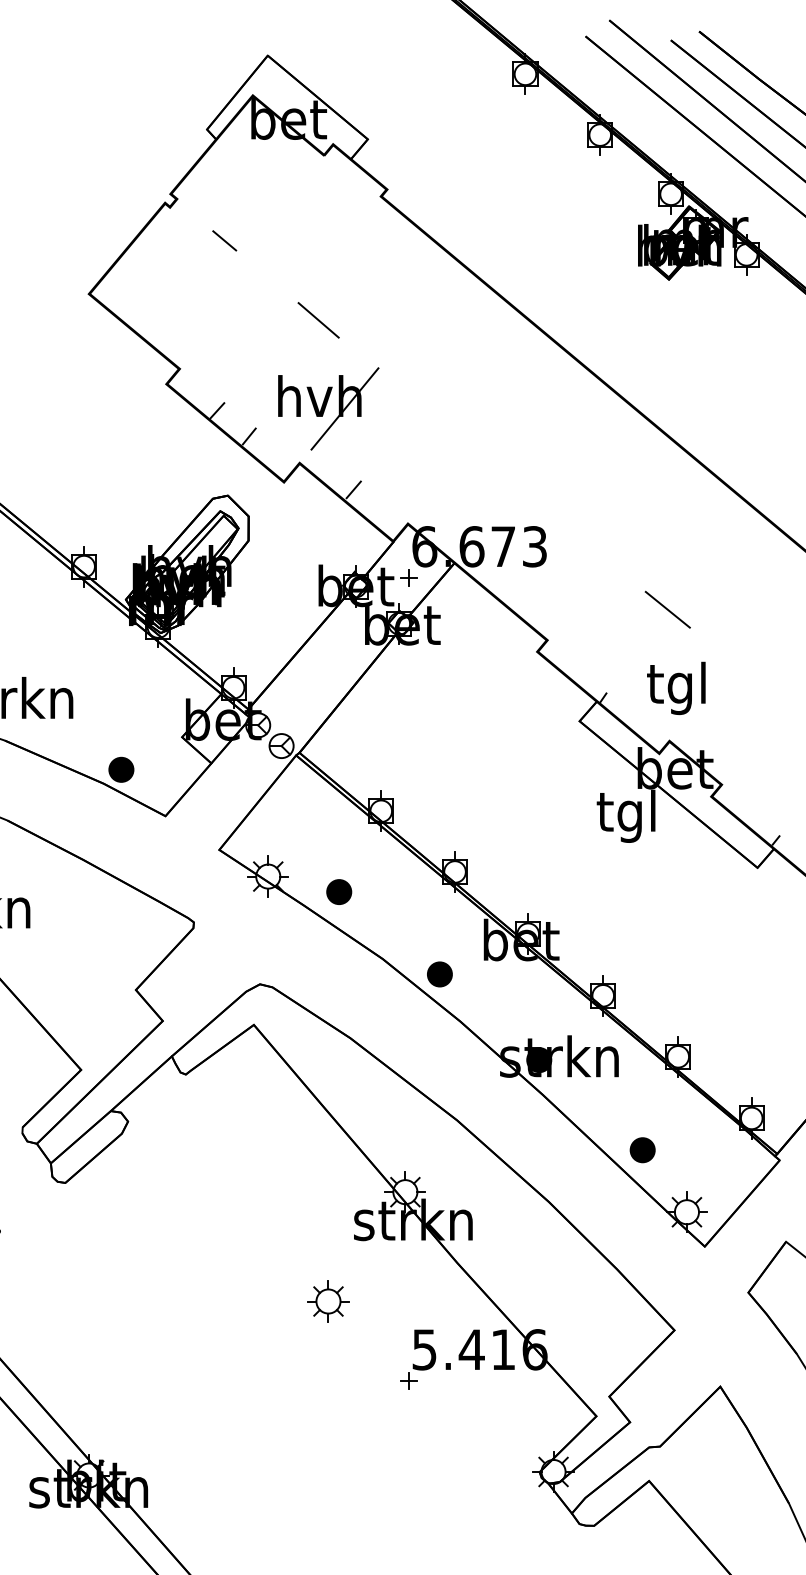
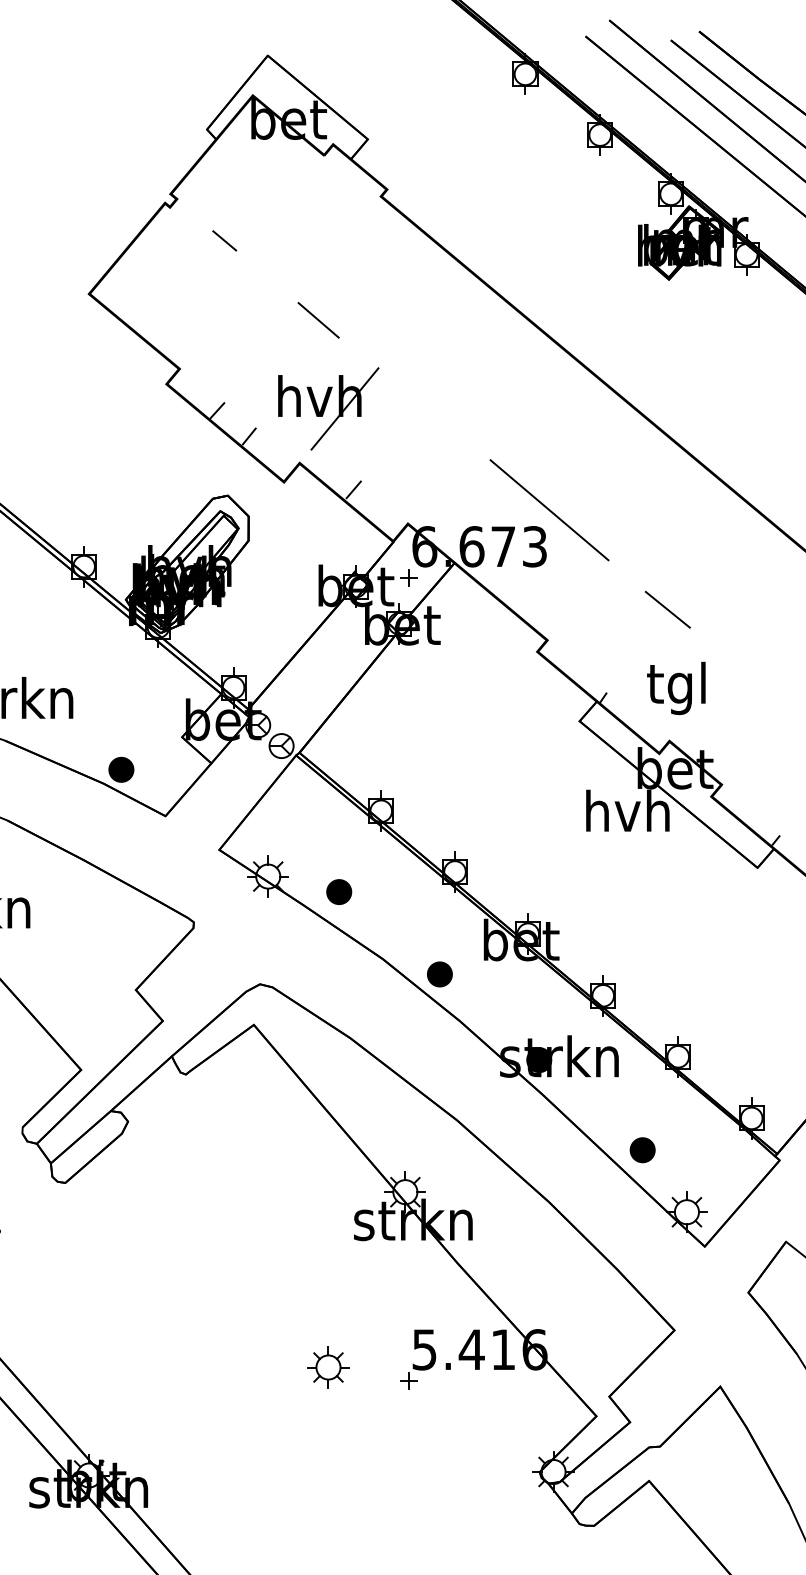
line: none -> present (549, 510)
text: tgl -> hvh (627, 815)
part position: (328, 1301) -> (328, 1367) (328, 1367)
